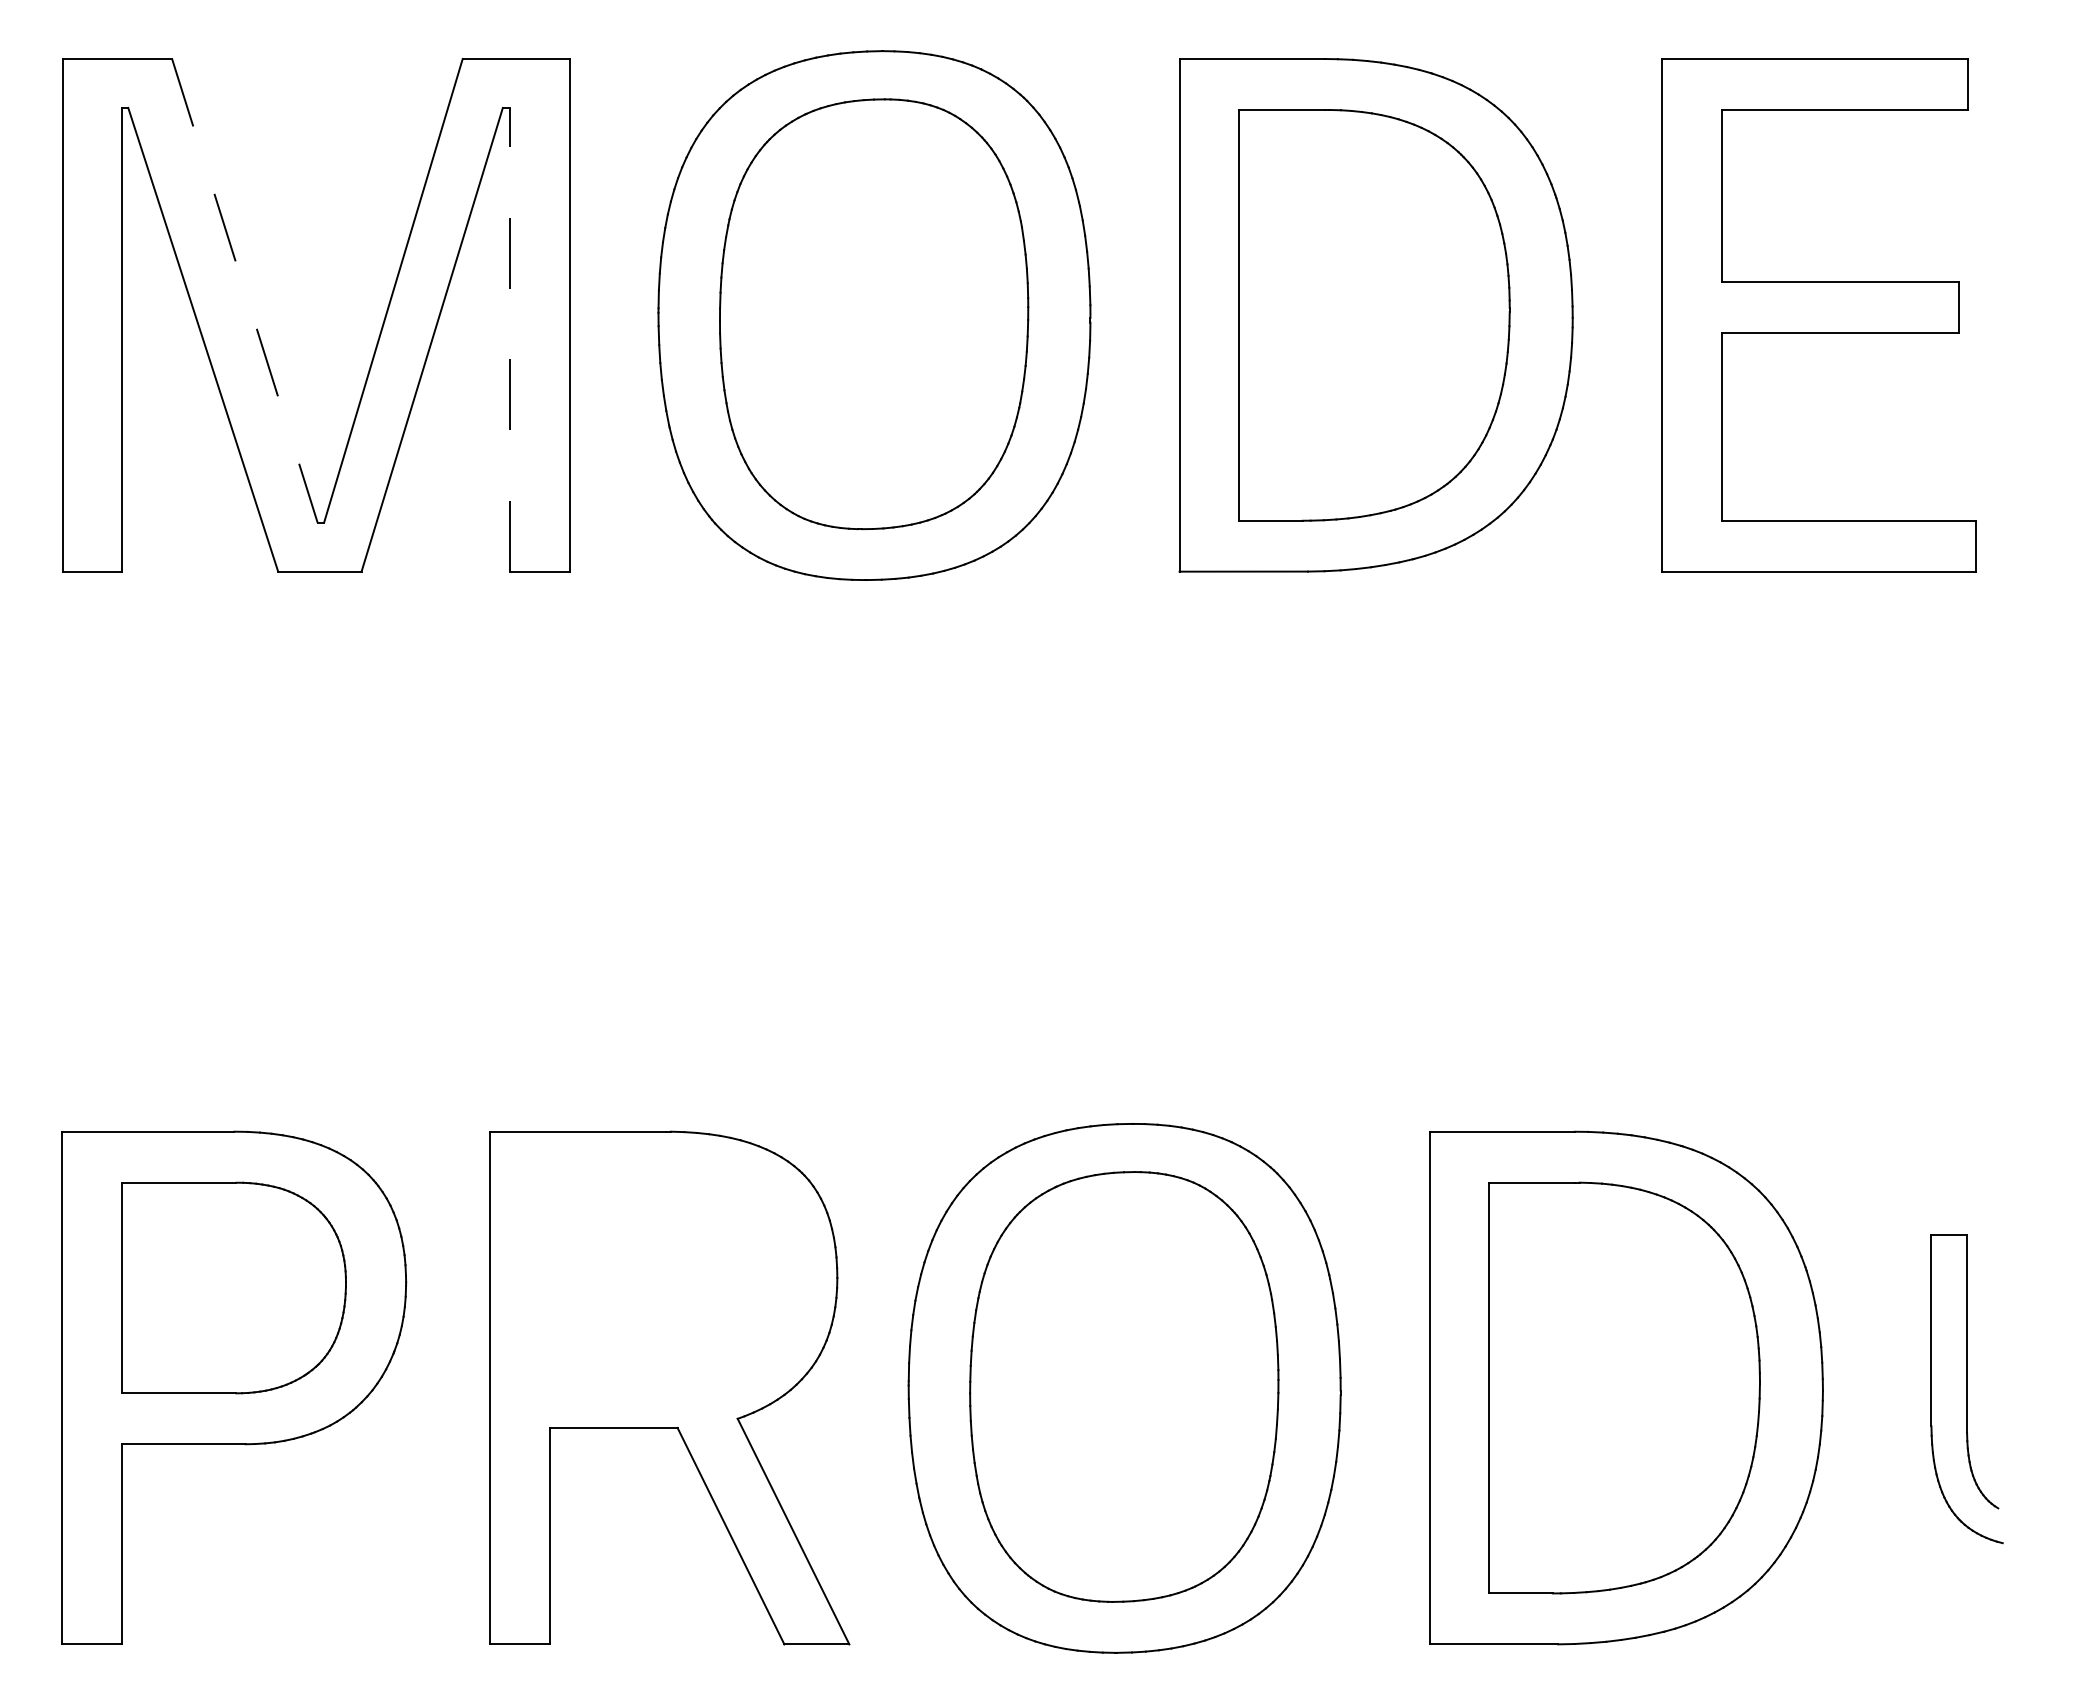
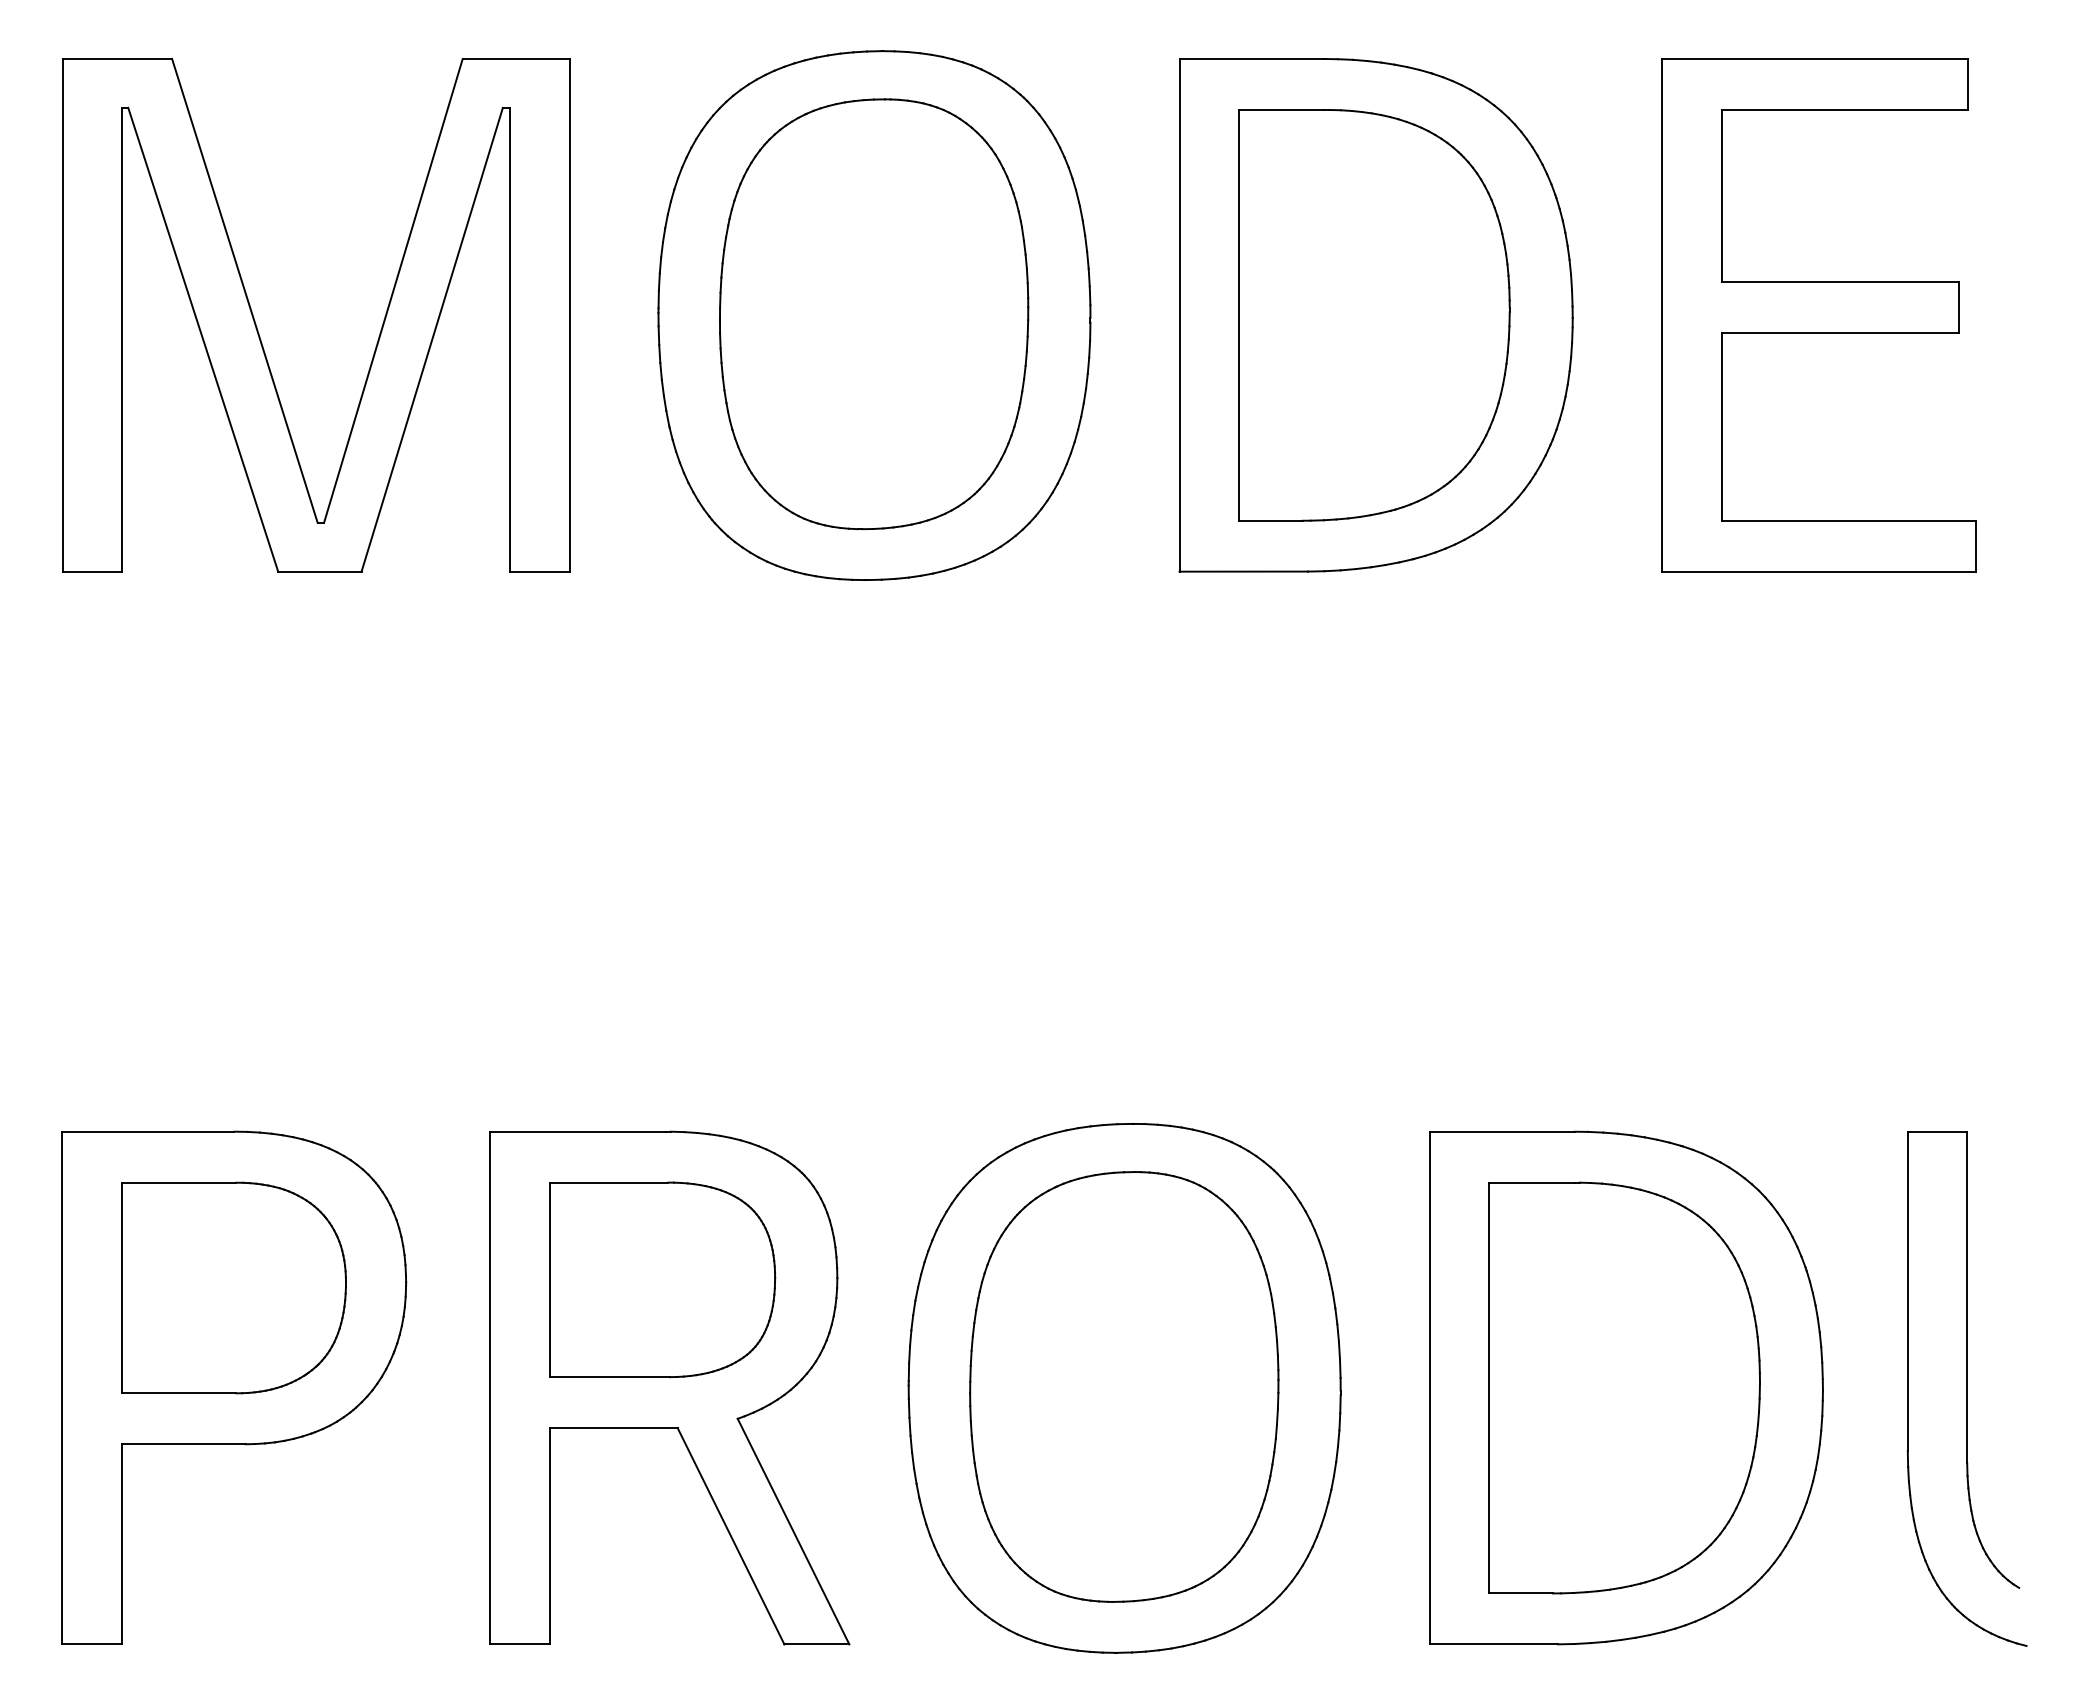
line: dashed -> solid (245, 291)
line: dashed -> solid (510, 339)
part: none -> present (662, 1279)
part size: 74x311 px -> 122x516 px (1966, 1388)
